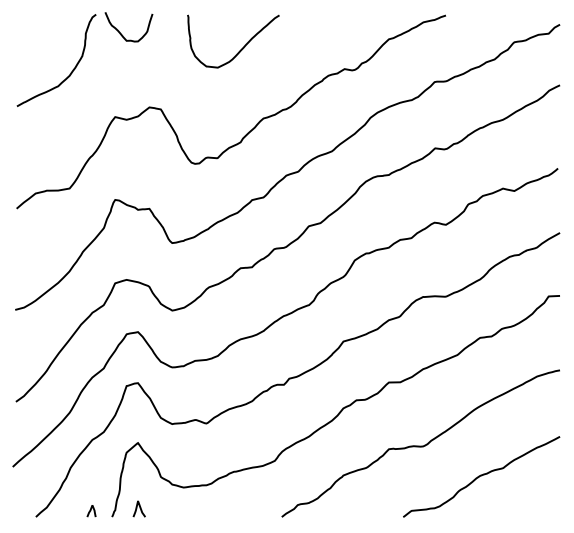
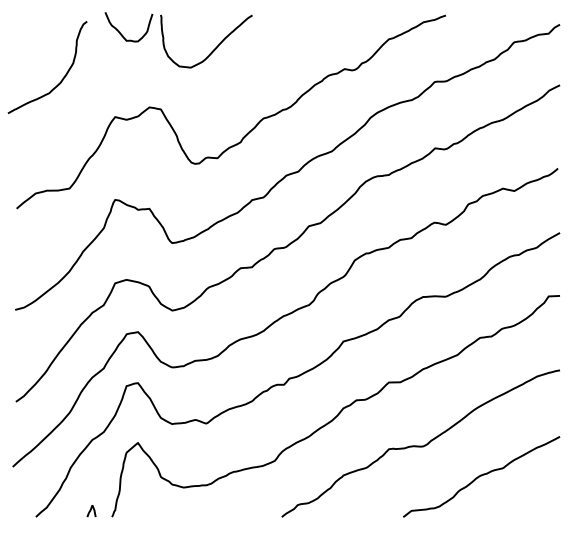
curve position: (241, 48) -> (214, 48) (214, 48)
curve position: (72, 69) -> (63, 76) (63, 76)
curve: present -> none (137, 508)
